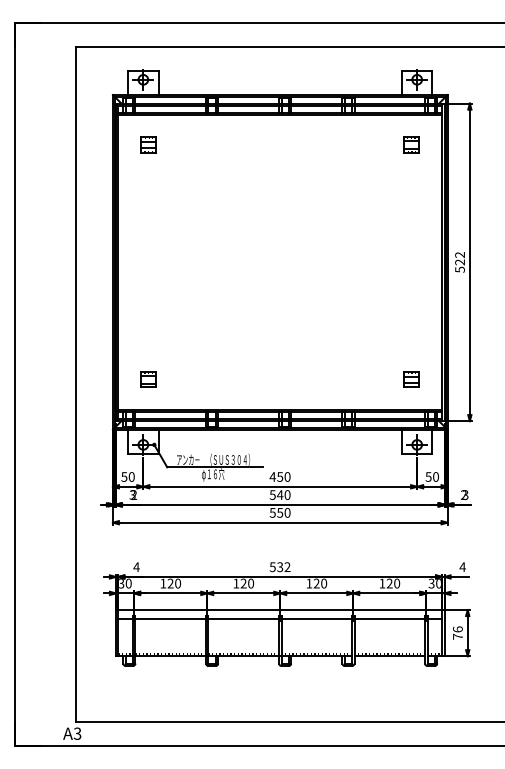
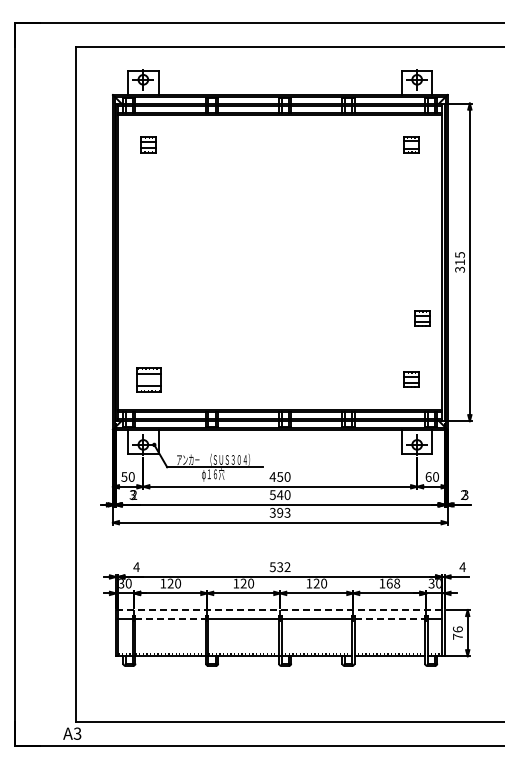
text: 522 -> 315 (459, 262)
part: none -> present (422, 318)
part size: 17x17 px -> 26x26 px (148, 379)
text: 50 -> 60 (428, 476)
text: 550 -> 393 (280, 512)
text: 120 -> 168 (393, 583)
line: solid -> dashed (280, 610)
line: solid -> dashed (171, 619)
line: solid -> dashed (390, 619)
